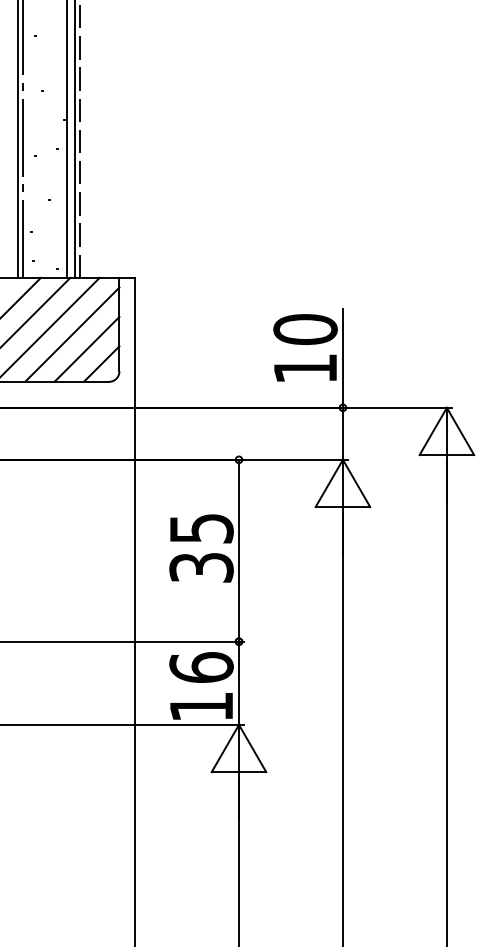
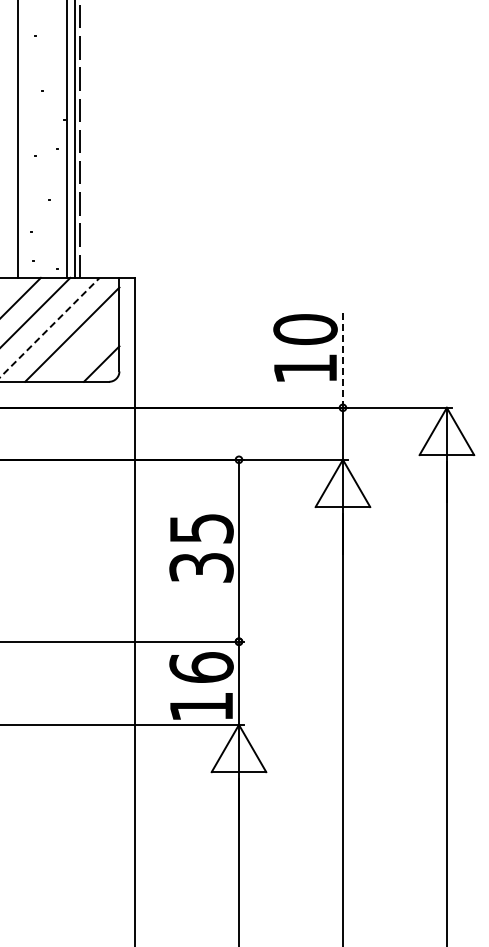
line: present -> none (23, 139)
line: solid -> dashed (50, 327)
line: present -> none (86, 348)
line: solid -> dashed (342, 357)
